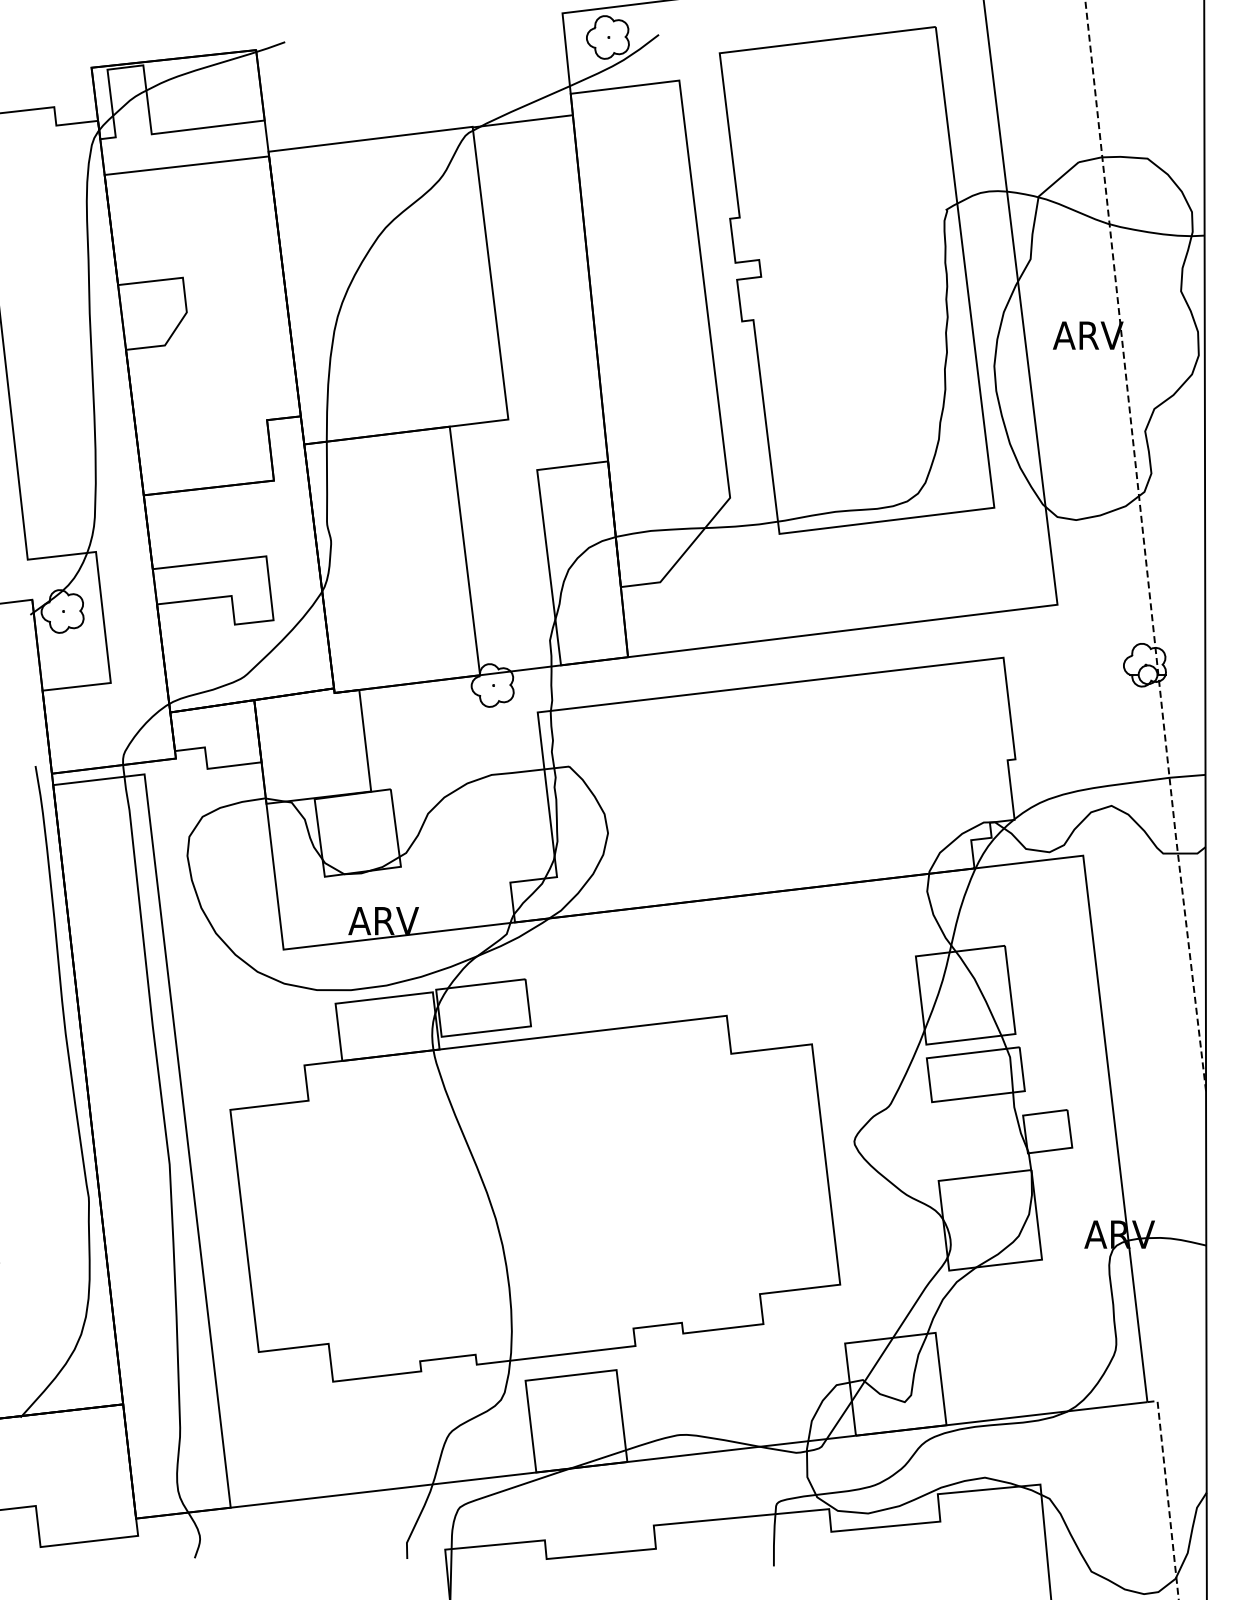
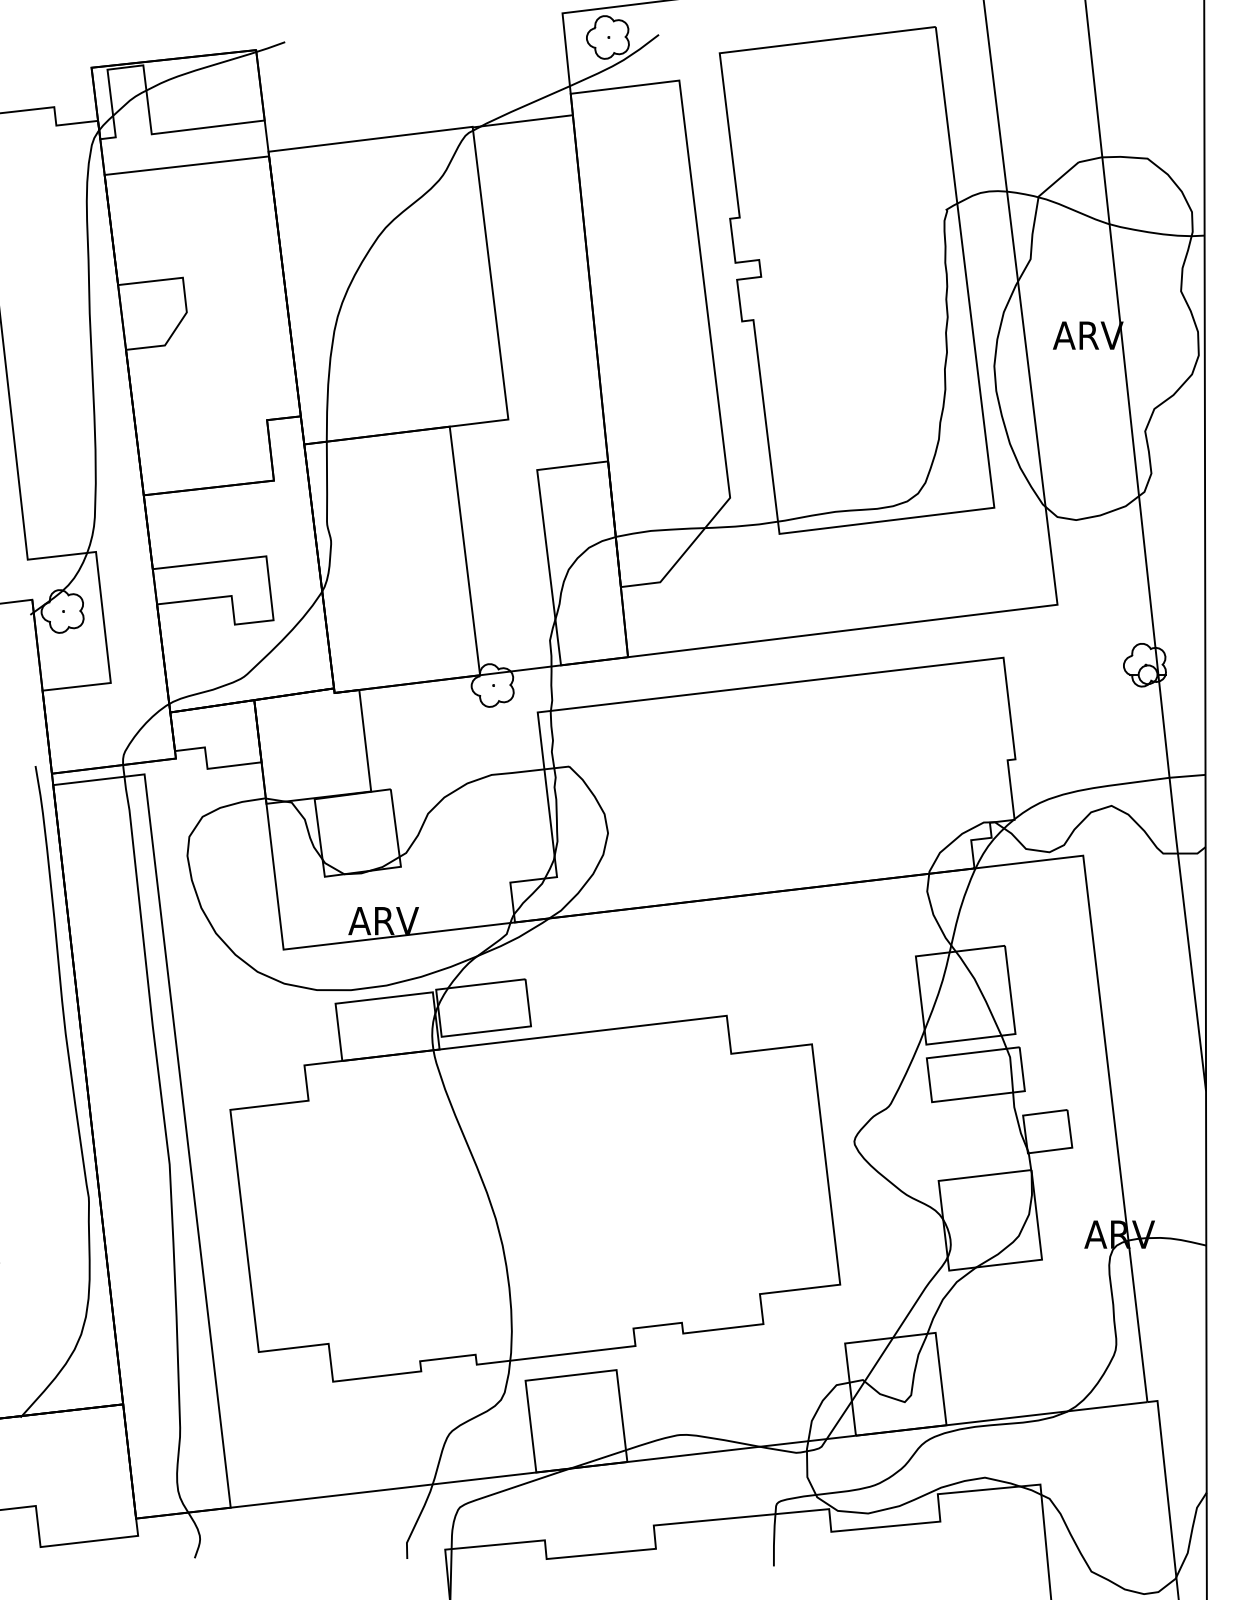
line: dashed -> solid (1144, 545)
line: dashed -> solid (1167, 1494)
